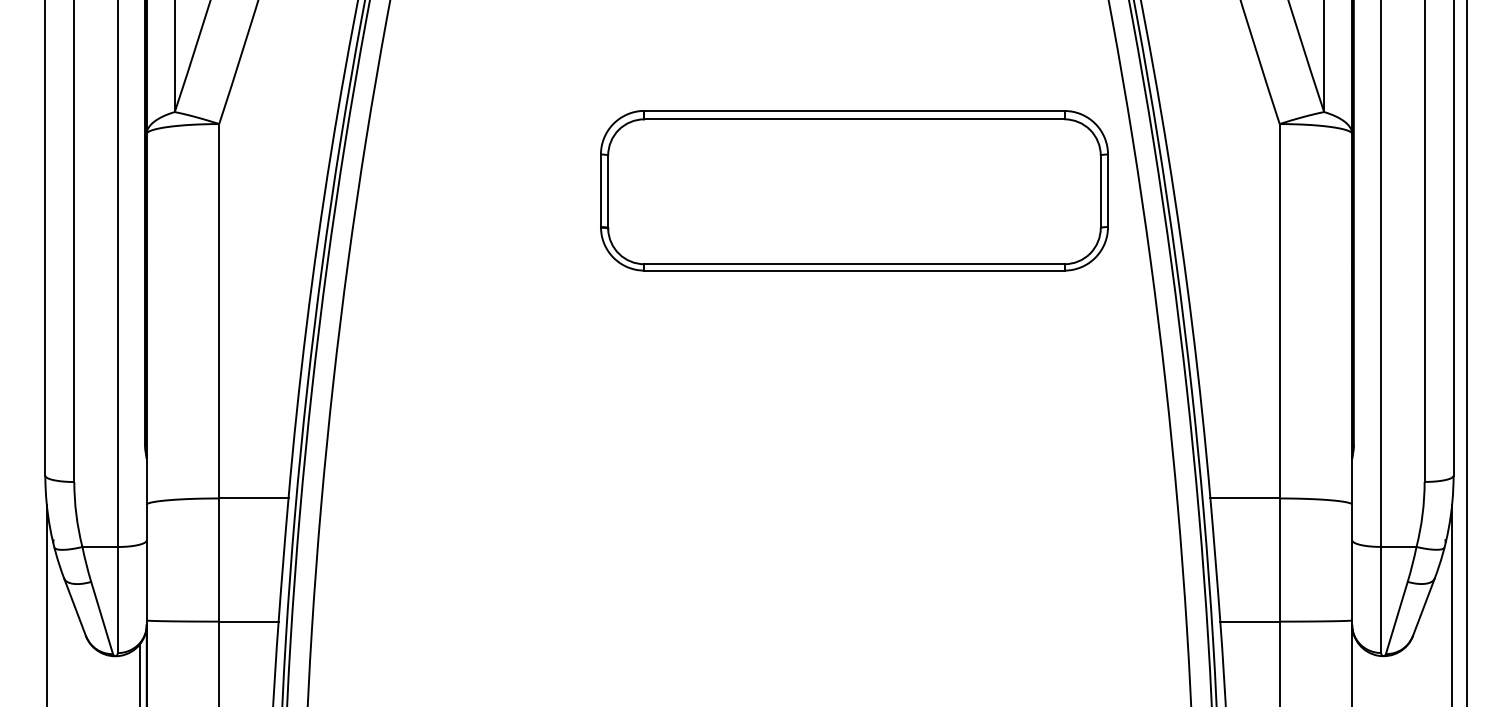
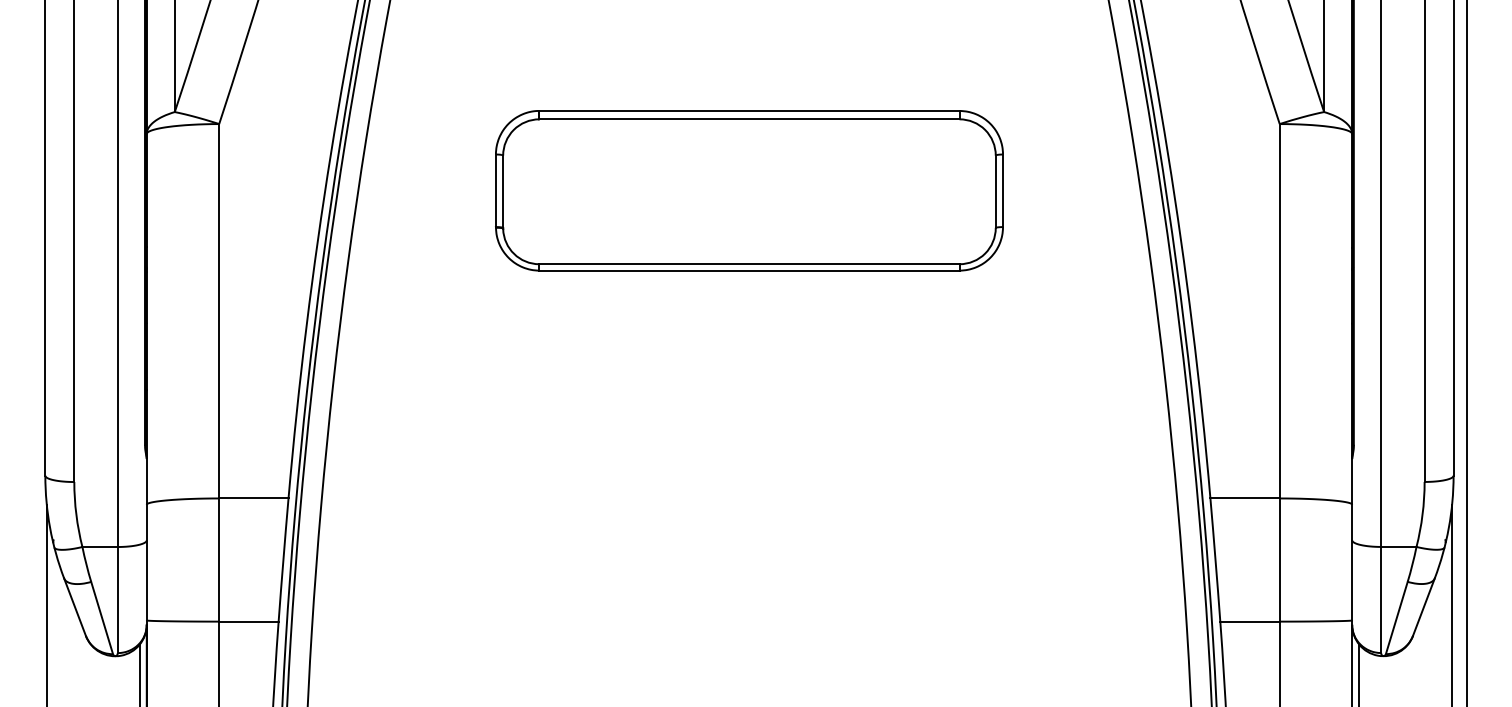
part position: (854, 190) -> (749, 190) (749, 190)
line: none -> present (1359, 673)
